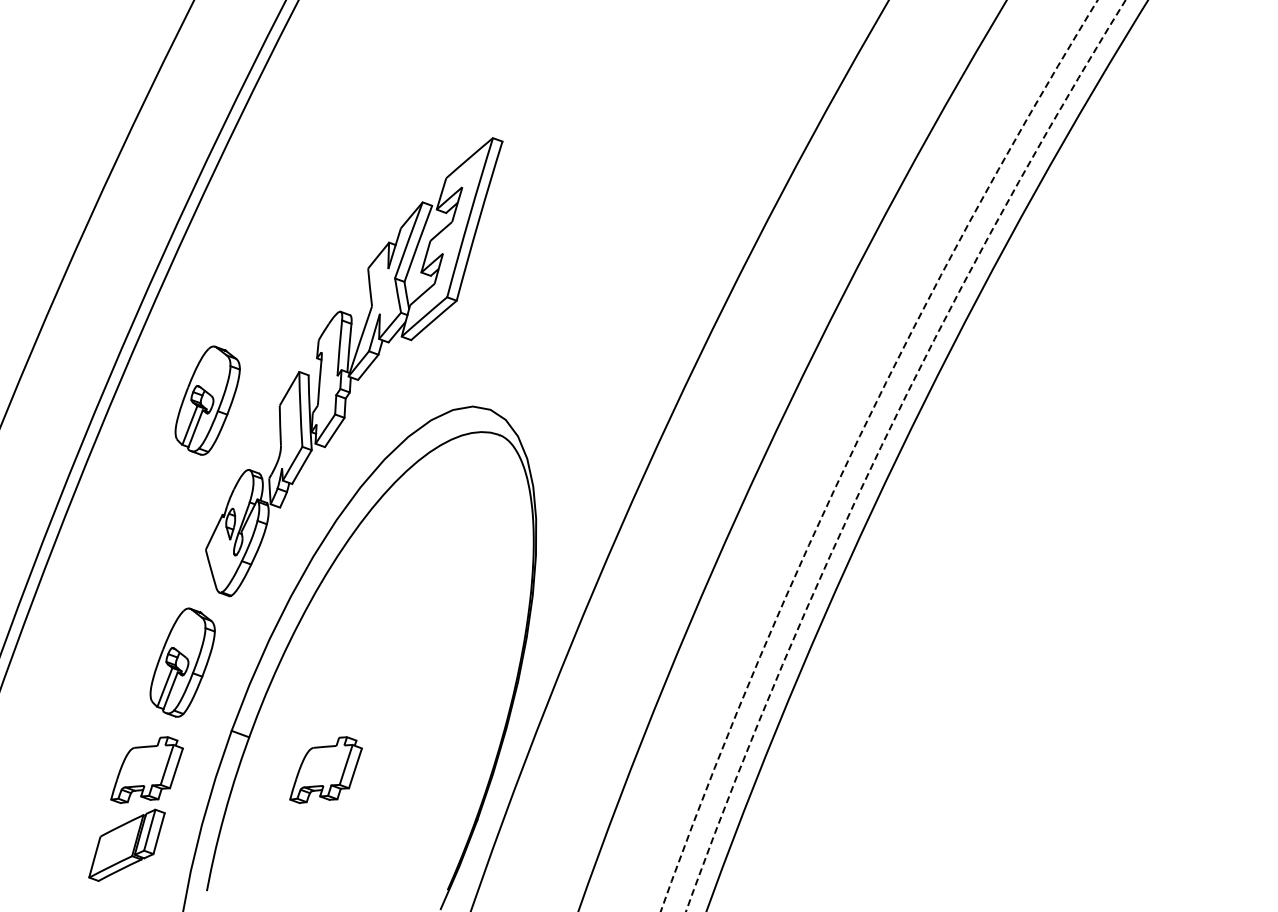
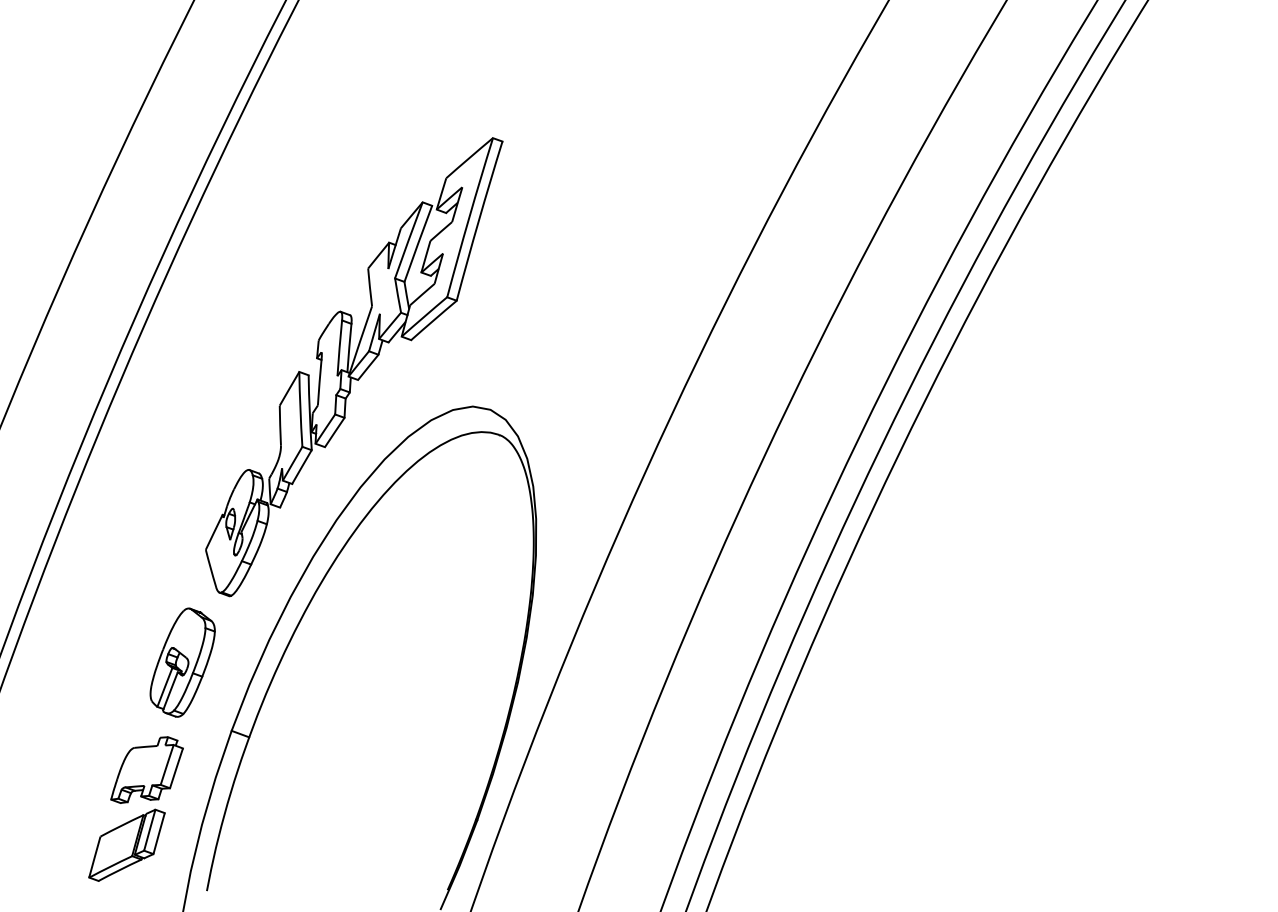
part: present -> none (207, 400)
circle: dashed -> solid (878, 455)
circle: dashed -> solid (905, 455)
part: present -> none (325, 769)
